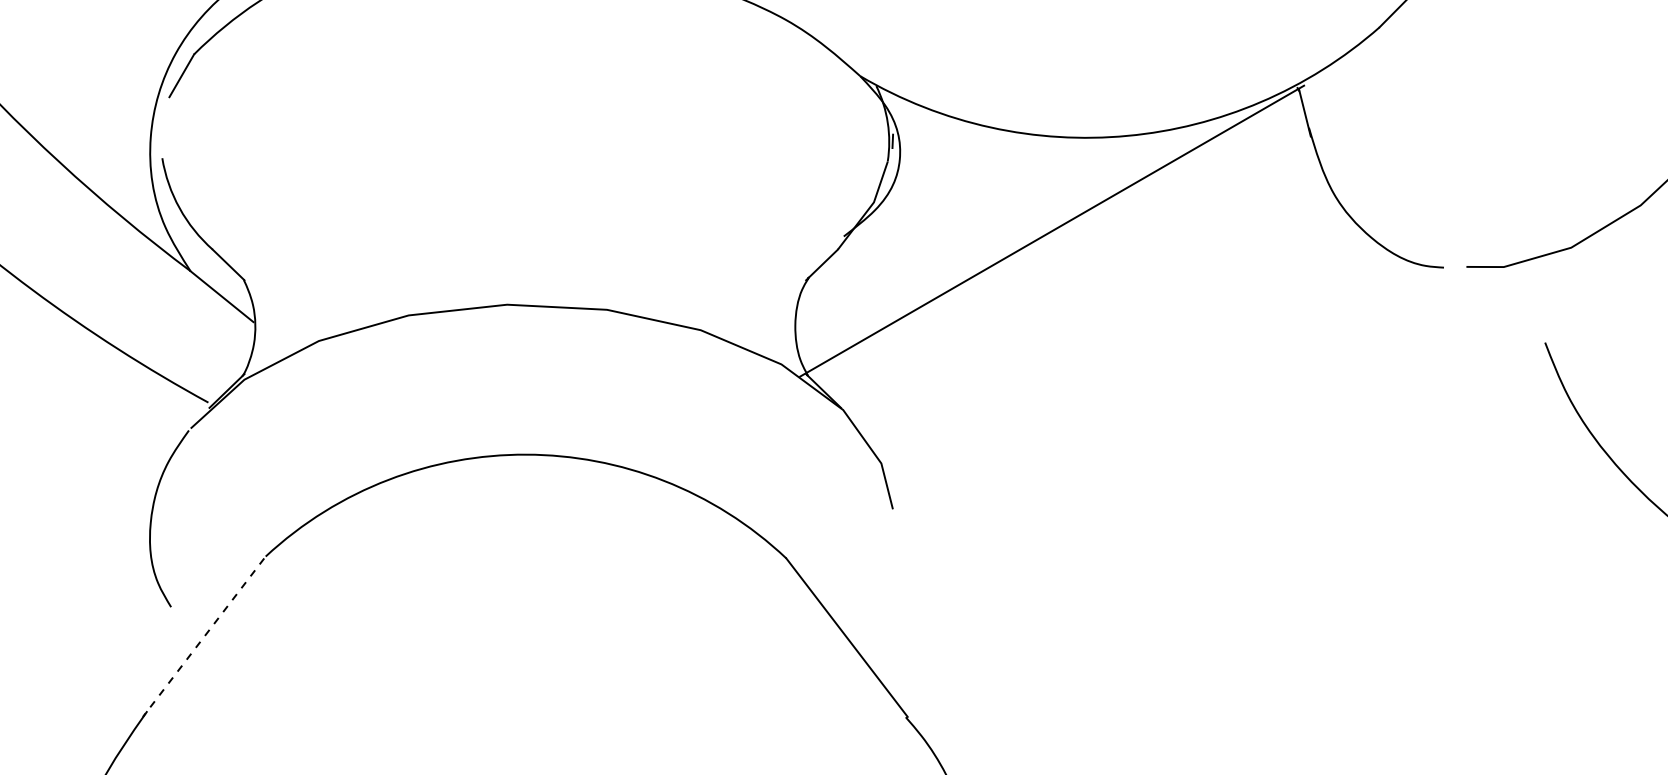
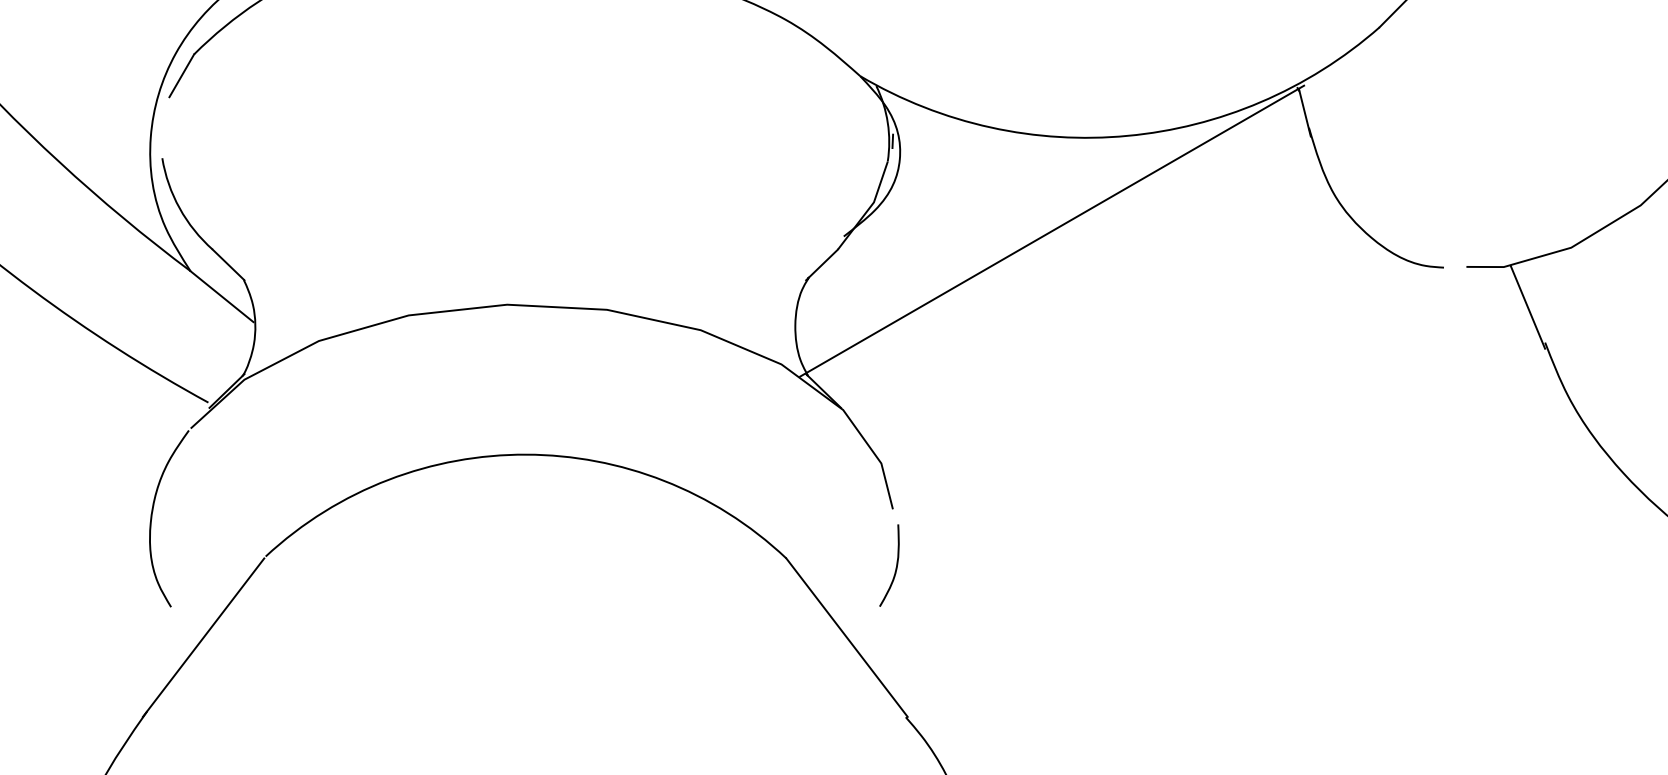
line: none -> present (1527, 307)
curve: none -> present (895, 567)
line: dashed -> solid (203, 637)
